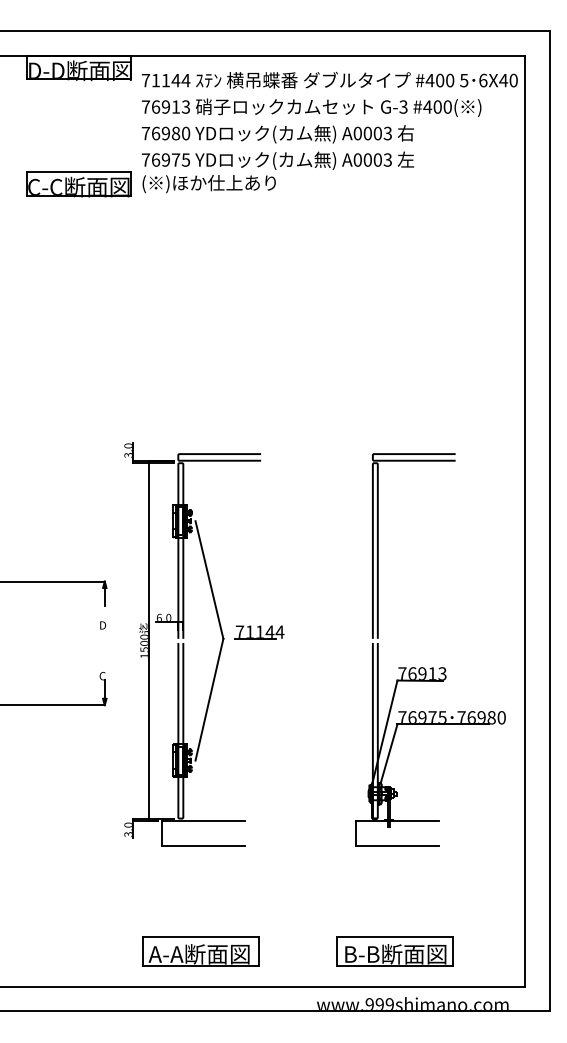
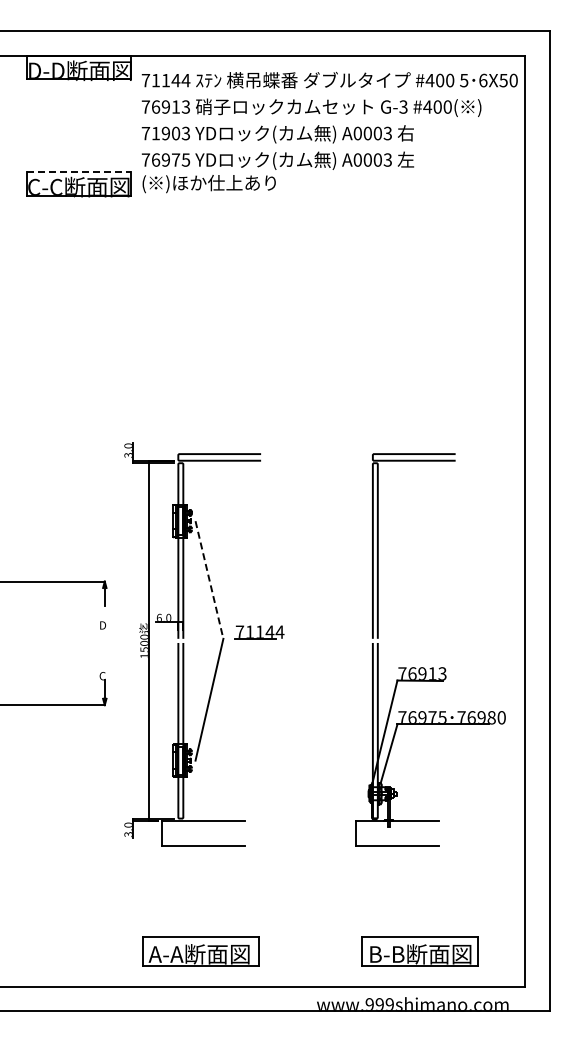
text: 6X40 -> 6X50 (503, 80)
text: 76980 -> 71903 (171, 133)
line: solid -> dashed (79, 172)
line: solid -> dashed (209, 580)
part position: (394, 951) -> (419, 951) (419, 951)
